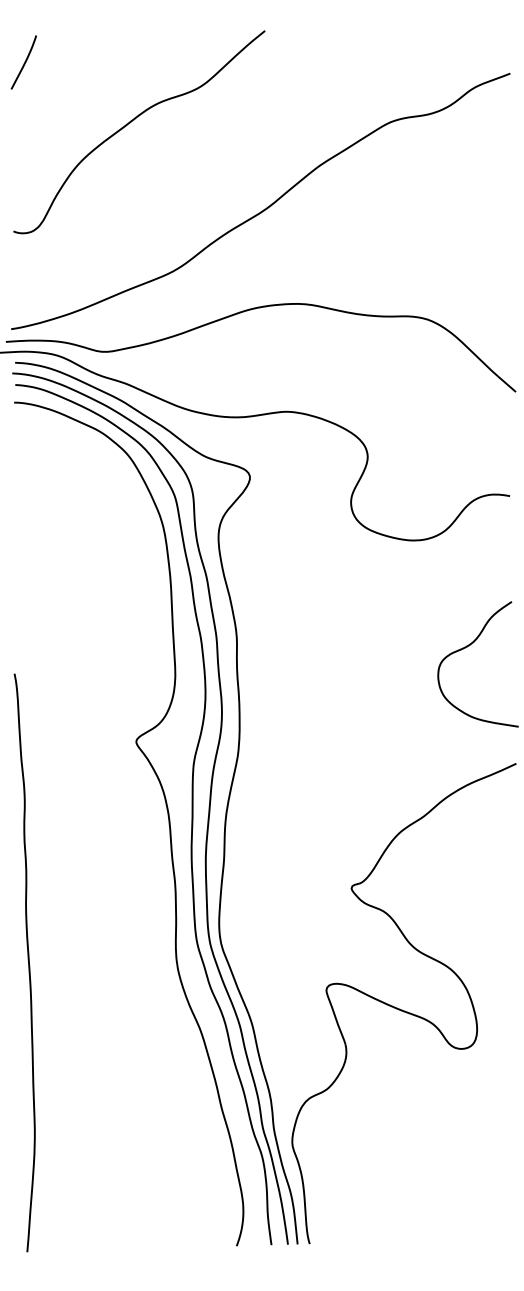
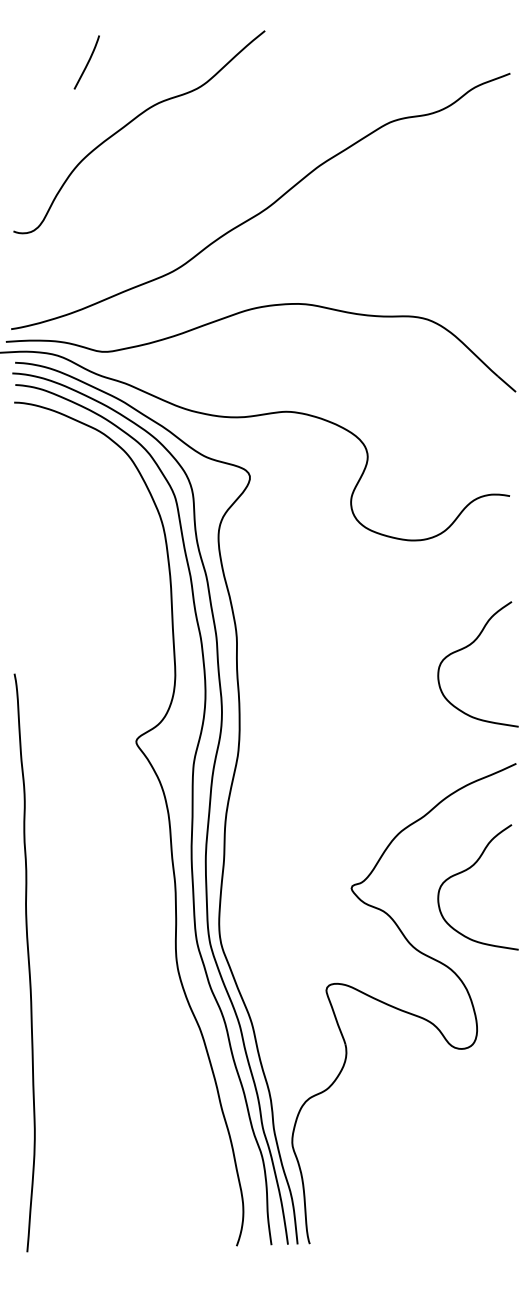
curve position: (24, 62) -> (87, 62) (87, 62)
curve: none -> present (469, 869)
